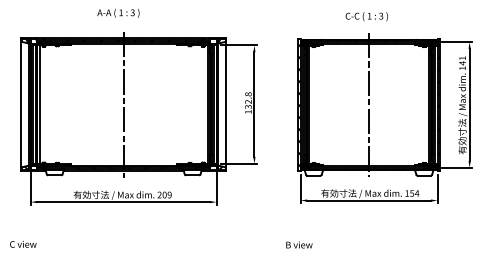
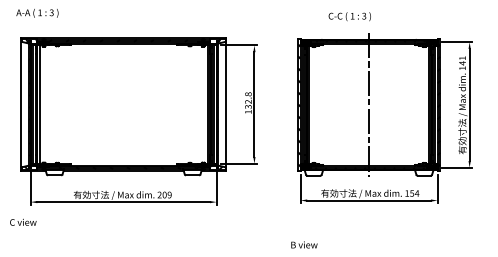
text position: (118, 13) -> (37, 13) (37, 13)
text position: (366, 16) -> (349, 16) (349, 16)
line: present -> none (123, 104)
text position: (23, 243) -> (23, 221) (23, 221)
text position: (299, 244) -> (304, 244) (304, 244)
